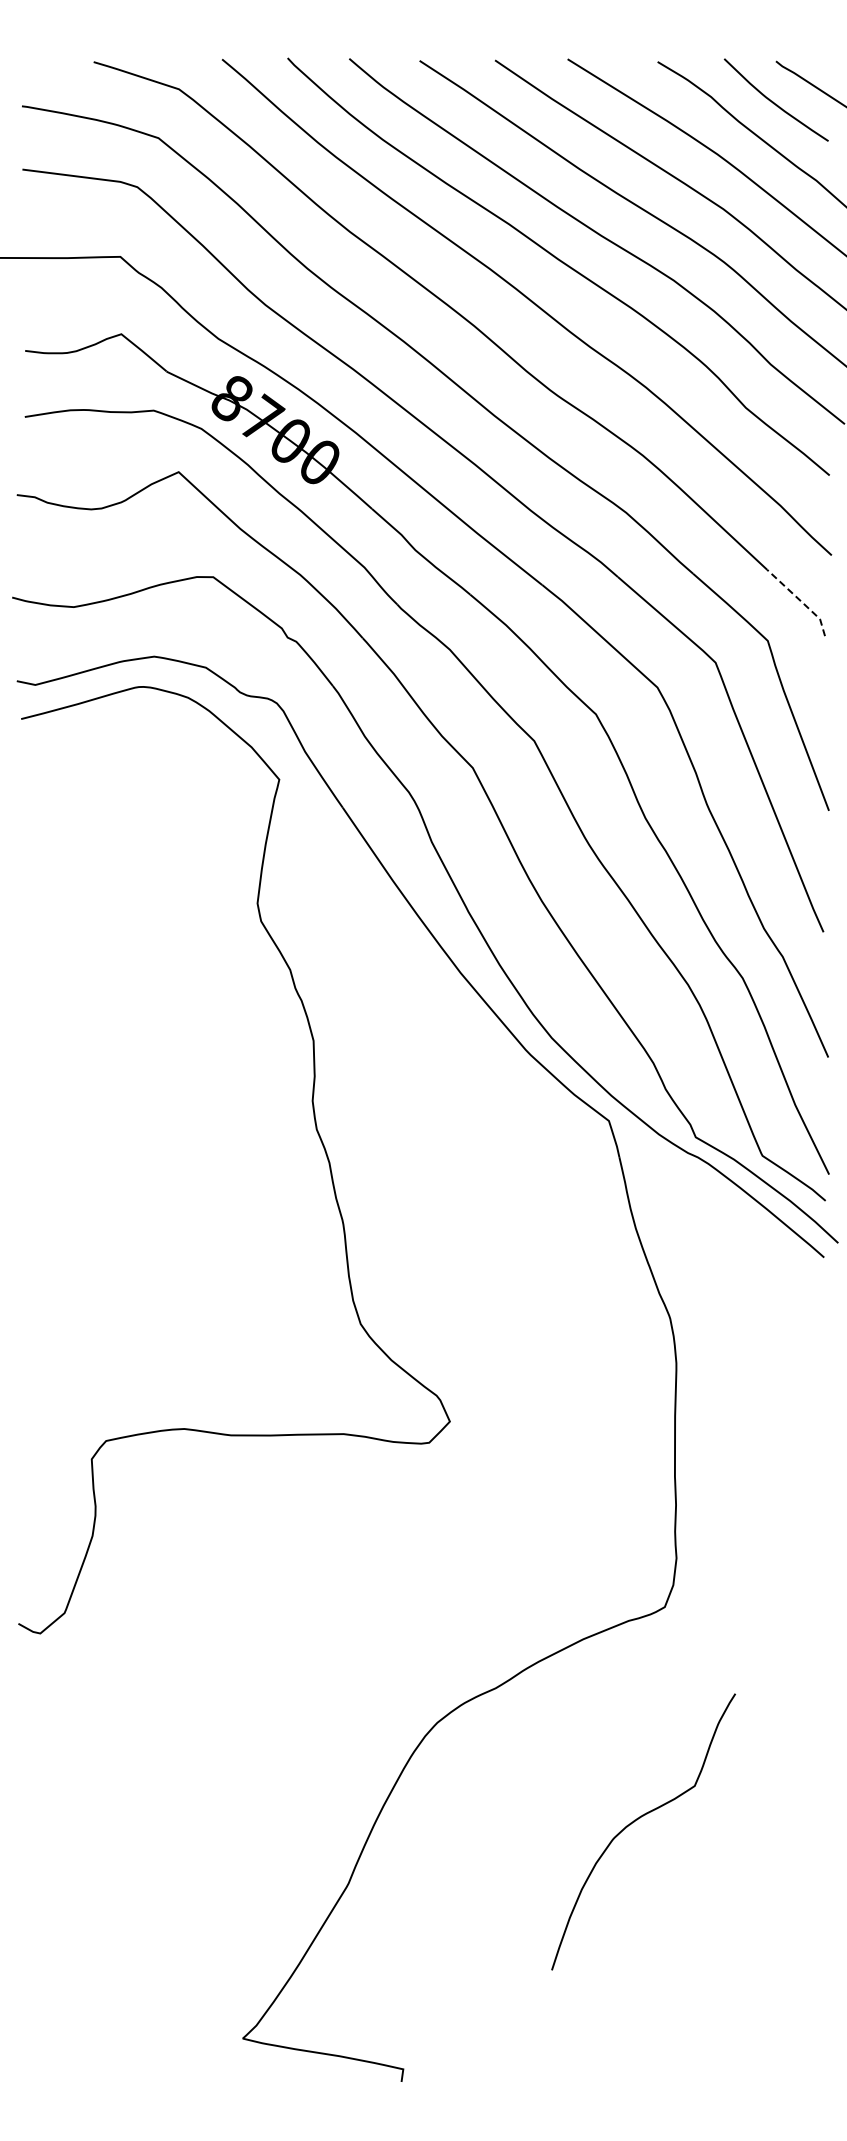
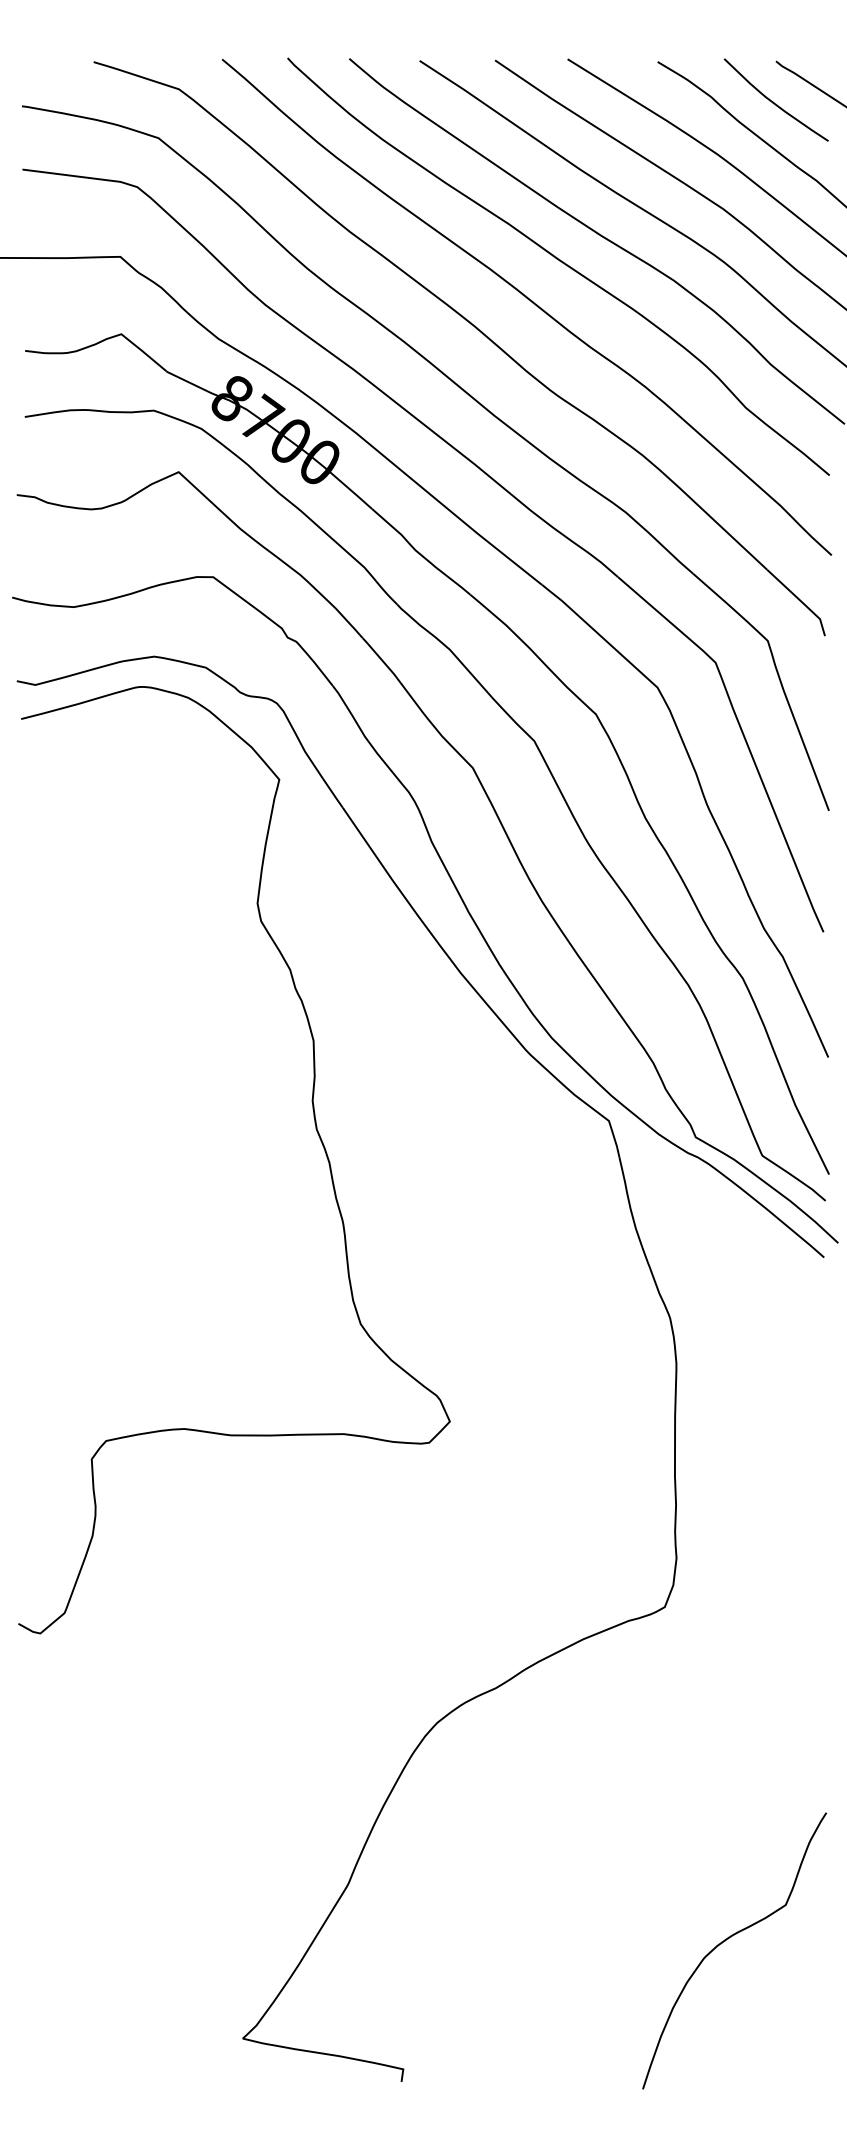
line: dashed -> solid (801, 601)
curve position: (637, 1820) -> (728, 1939) (728, 1939)
